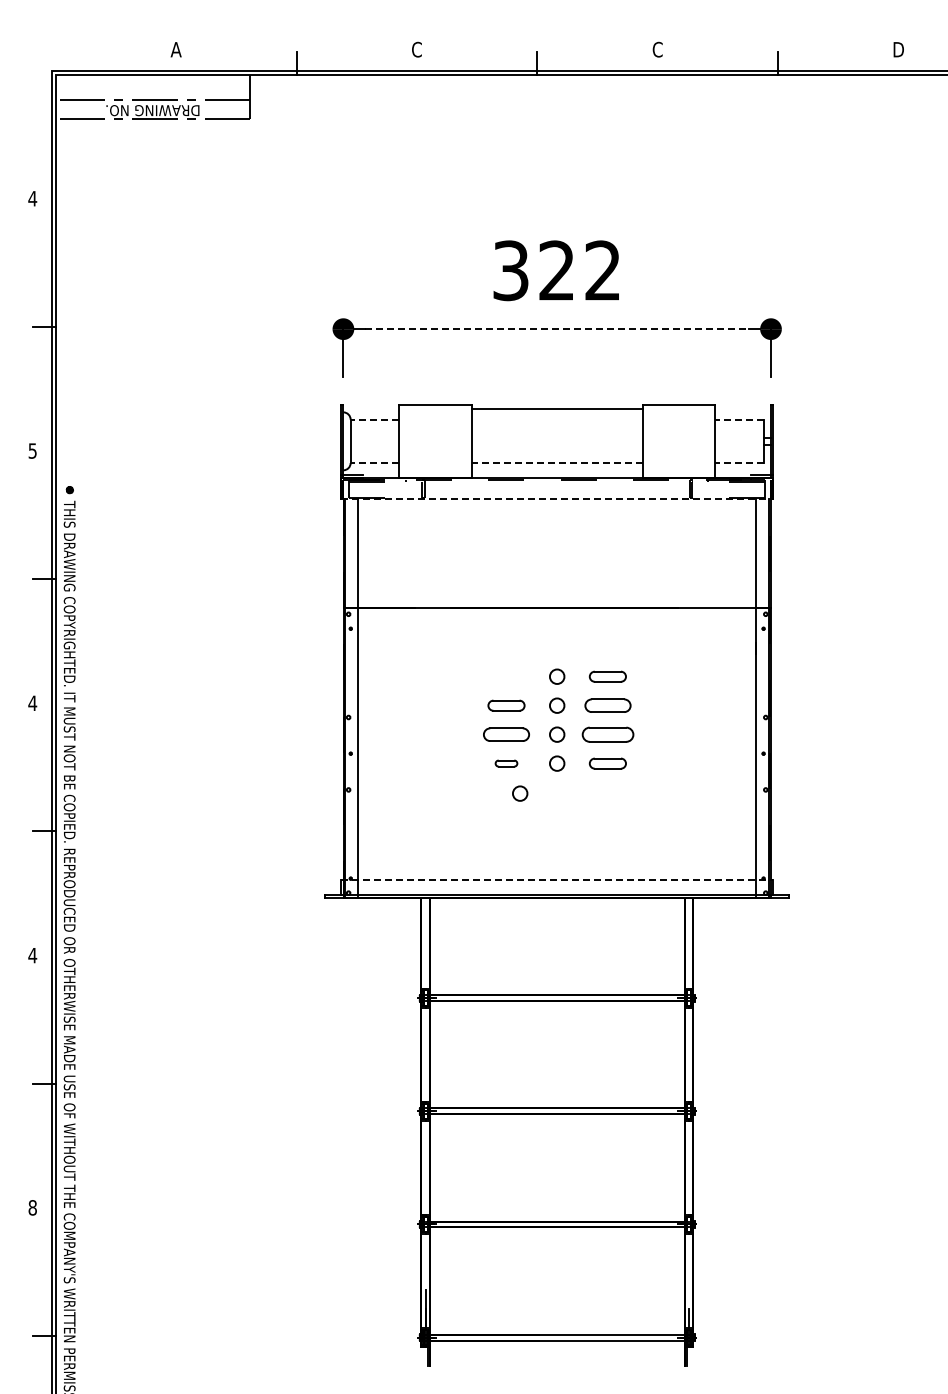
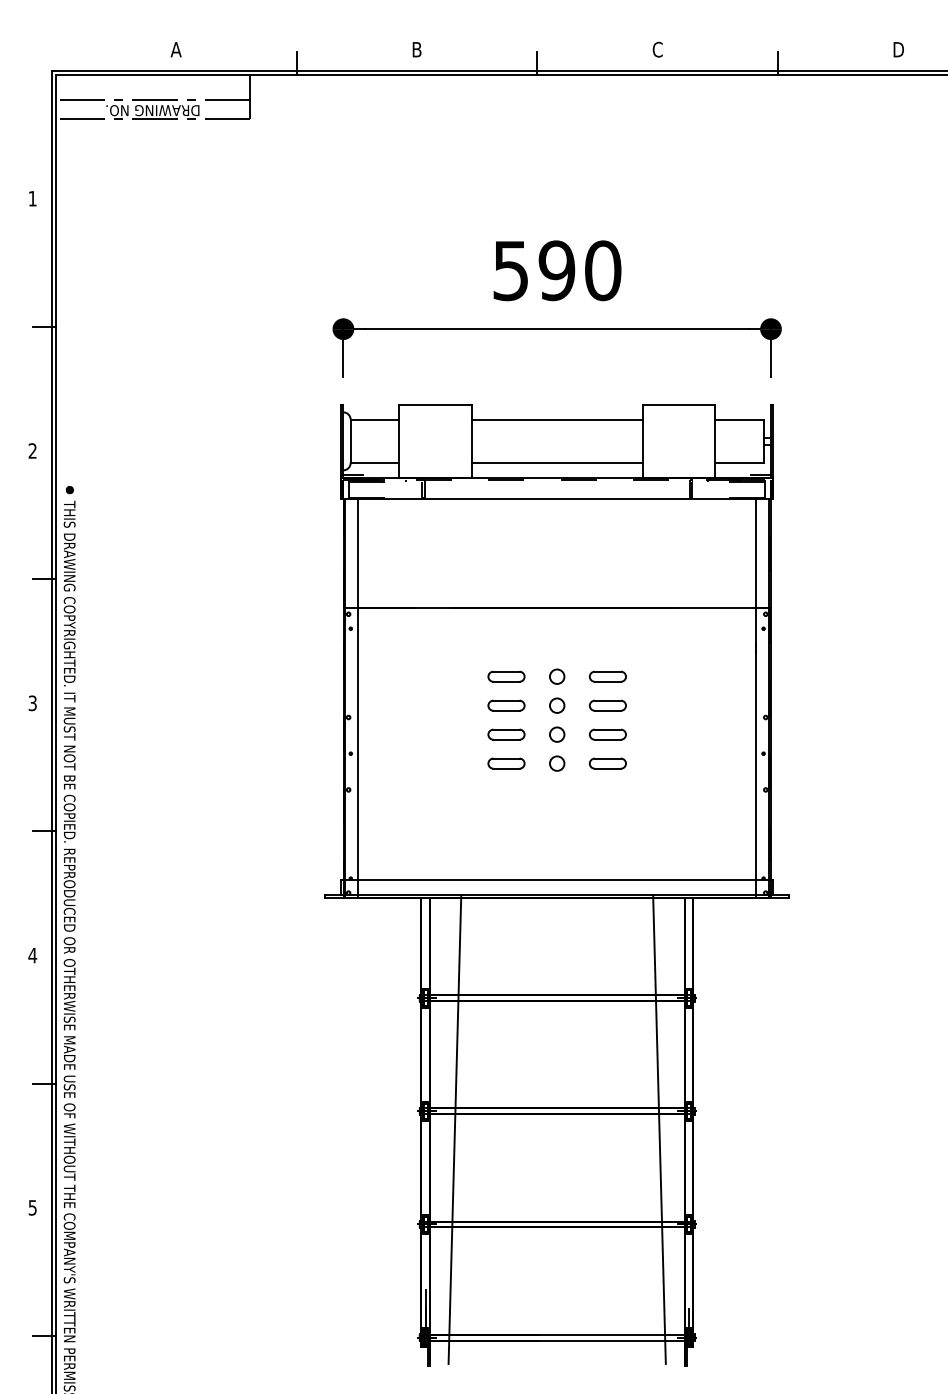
text: C -> B (416, 49)
text: 4 -> 1 (32, 198)
text: 322 -> 590 (557, 270)
line: dashed -> solid (557, 329)
line position: (556, 408) -> (556, 419) (556, 419)
line: dashed -> solid (374, 419)
line: dashed -> solid (739, 419)
text: 5 -> 2 (32, 450)
line: dashed -> solid (374, 463)
line: dashed -> solid (557, 463)
line: dashed -> solid (739, 463)
line: dashed -> solid (557, 499)
part: none -> present (506, 676)
text: 4 -> 3 (32, 703)
part size: 48x15 px -> 39x13 px (607, 705)
part size: 47x15 px -> 39x13 px (506, 734)
part size: 54x17 px -> 39x13 px (607, 734)
part size: 25x9 px -> 39x13 px (506, 763)
circle: present -> none (520, 793)
line: dashed -> solid (557, 879)
line: none -> present (454, 1129)
line: none -> present (659, 1129)
text: 8 -> 5 (32, 1207)
